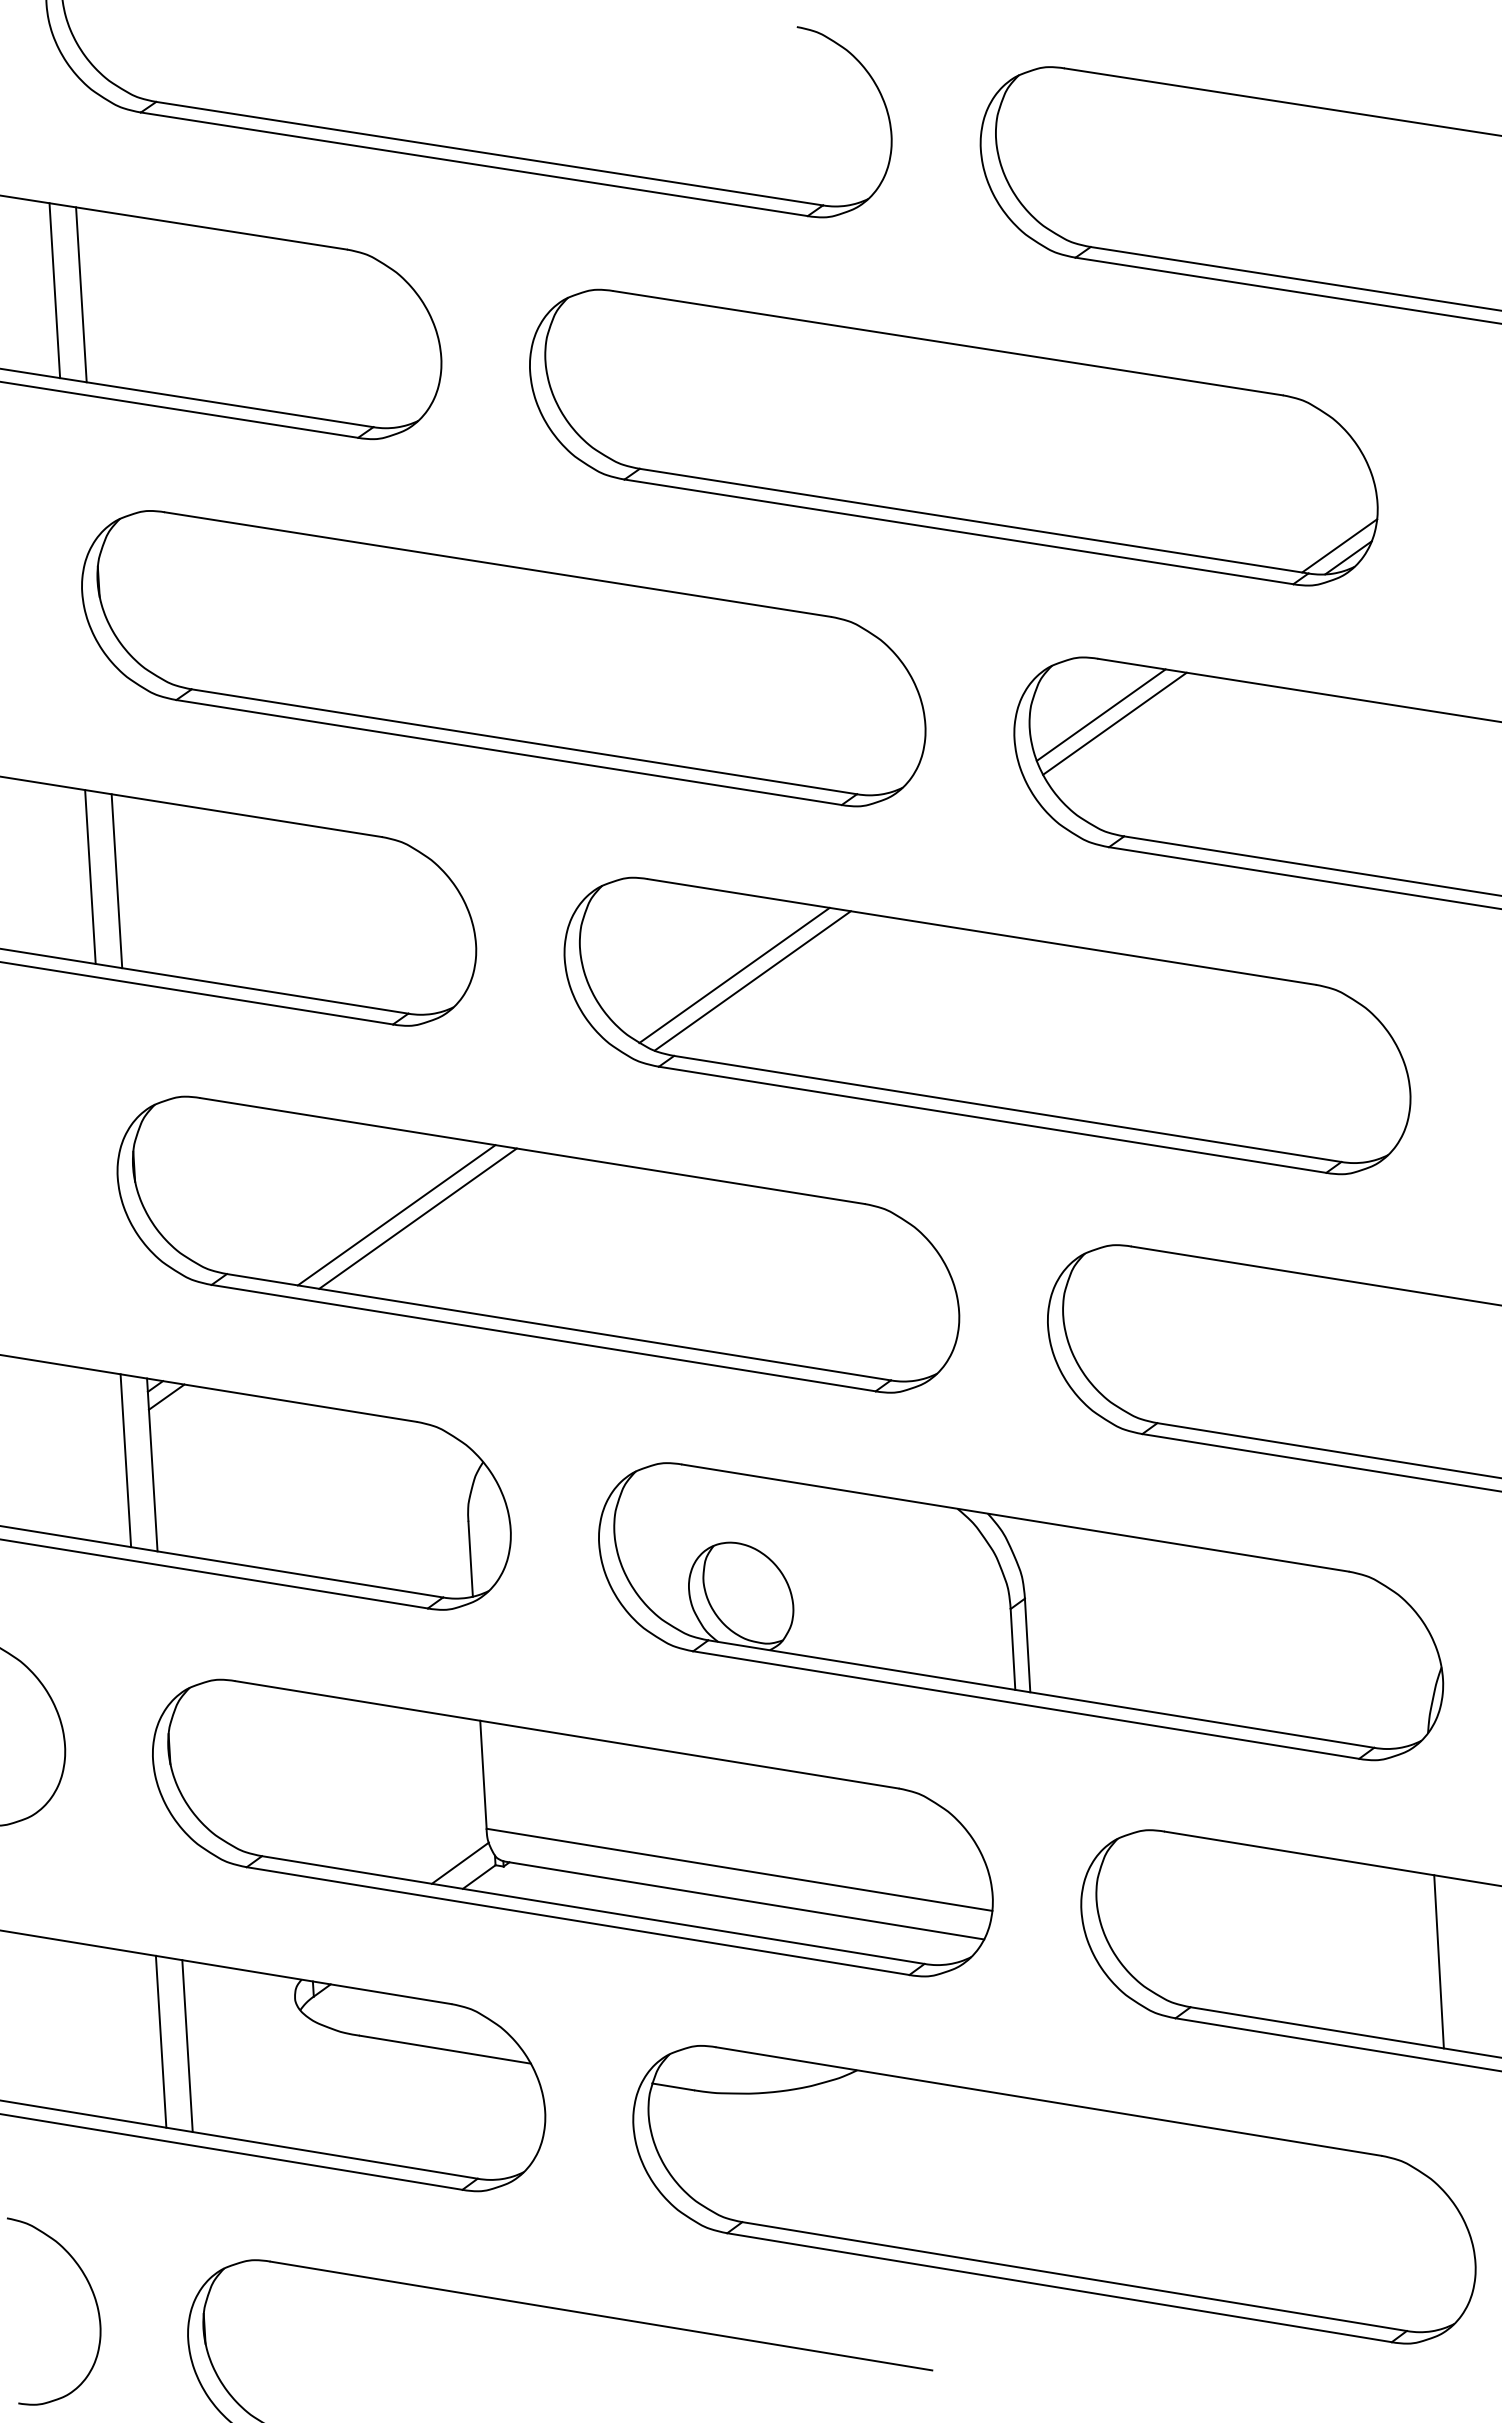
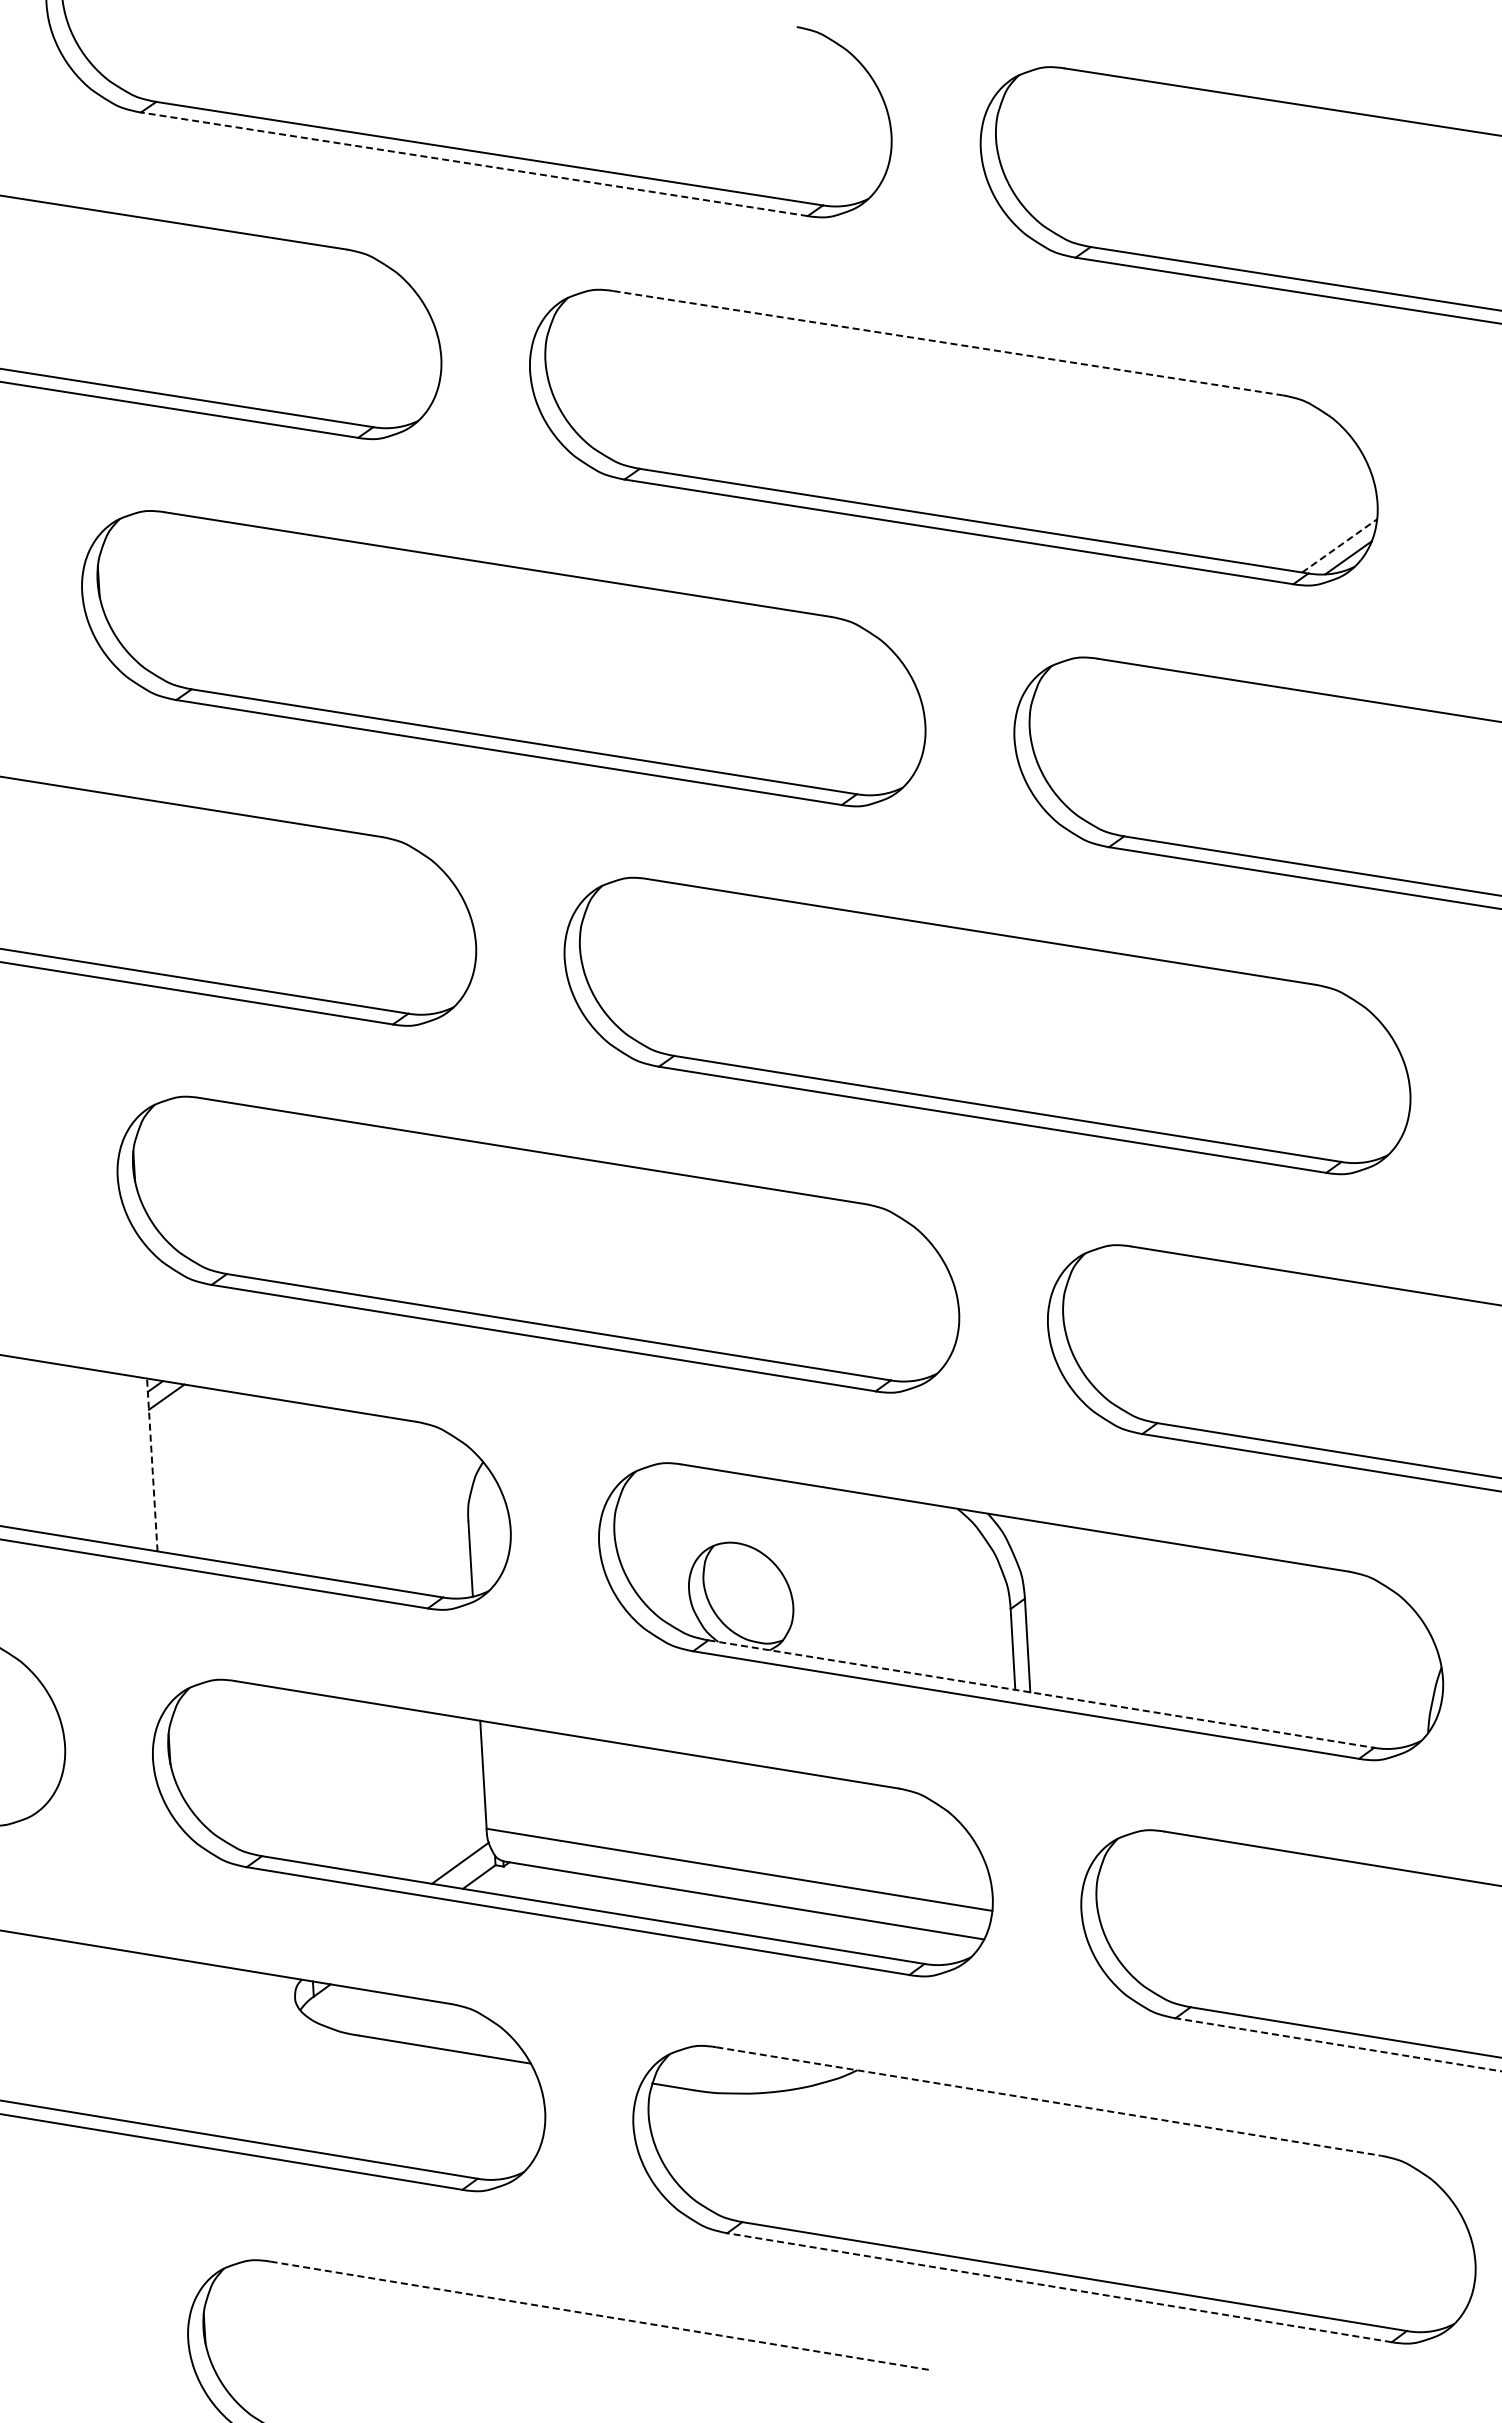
line: solid -> dashed (473, 164)
line: present -> none (54, 290)
line: present -> none (81, 294)
line: solid -> dashed (948, 343)
line: solid -> dashed (1339, 545)
line: present -> none (1100, 714)
line: present -> none (1114, 723)
line: present -> none (90, 876)
line: present -> none (116, 881)
line: present -> none (734, 975)
line: present -> none (752, 980)
line: present -> none (396, 1215)
line: present -> none (417, 1218)
line: present -> none (125, 1460)
line: solid -> dashed (152, 1464)
line: solid -> dashed (1041, 1694)
line: present -> none (1438, 1961)
line: present -> none (160, 2041)
line: solid -> dashed (1338, 2044)
line: present -> none (187, 2046)
line: solid -> dashed (1048, 2101)
line: solid -> dashed (1059, 2287)
curve: present -> none (93, 2297)
line: solid -> dashed (601, 2316)
